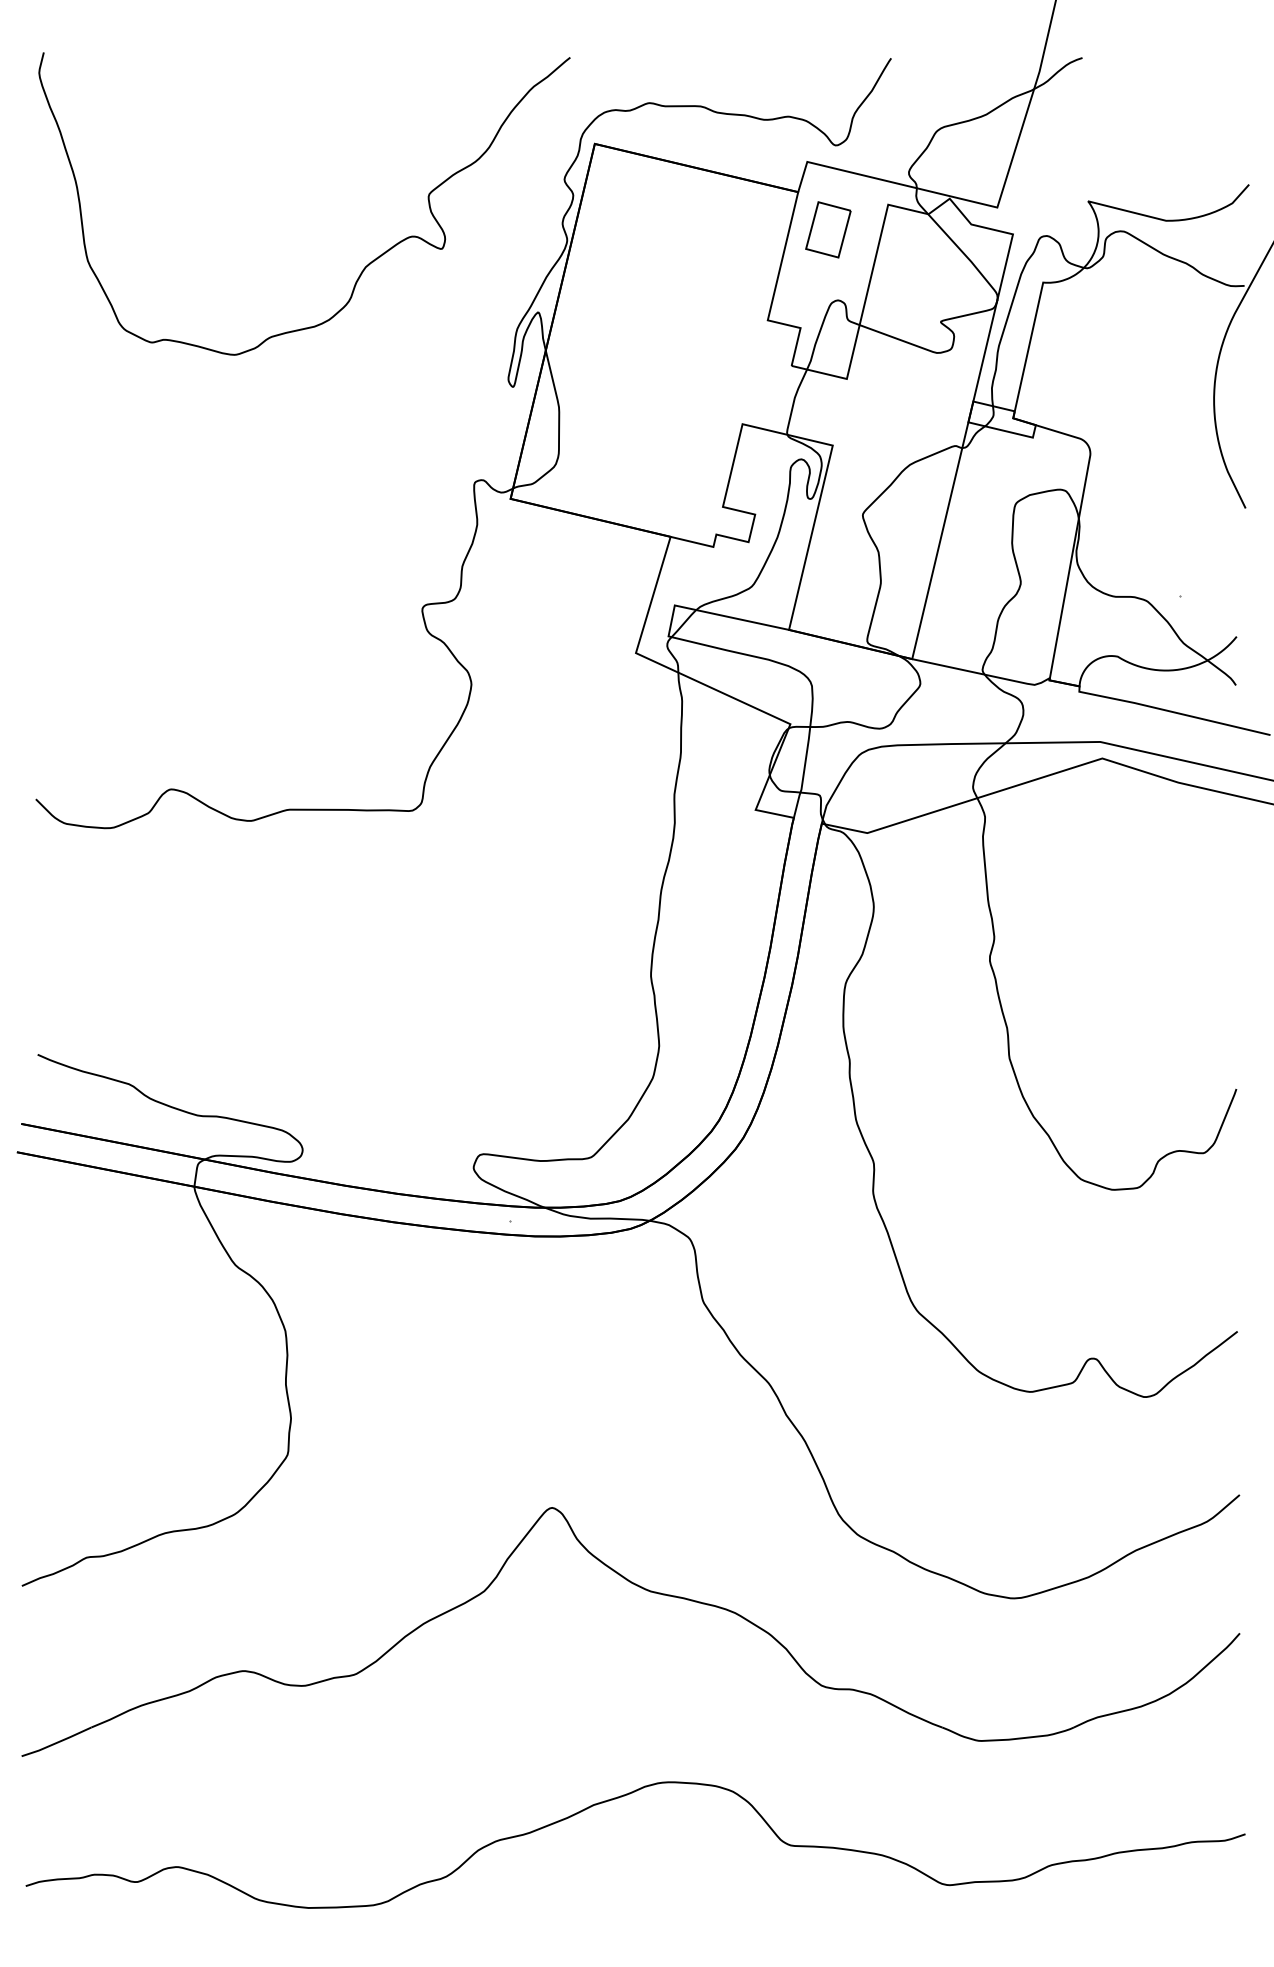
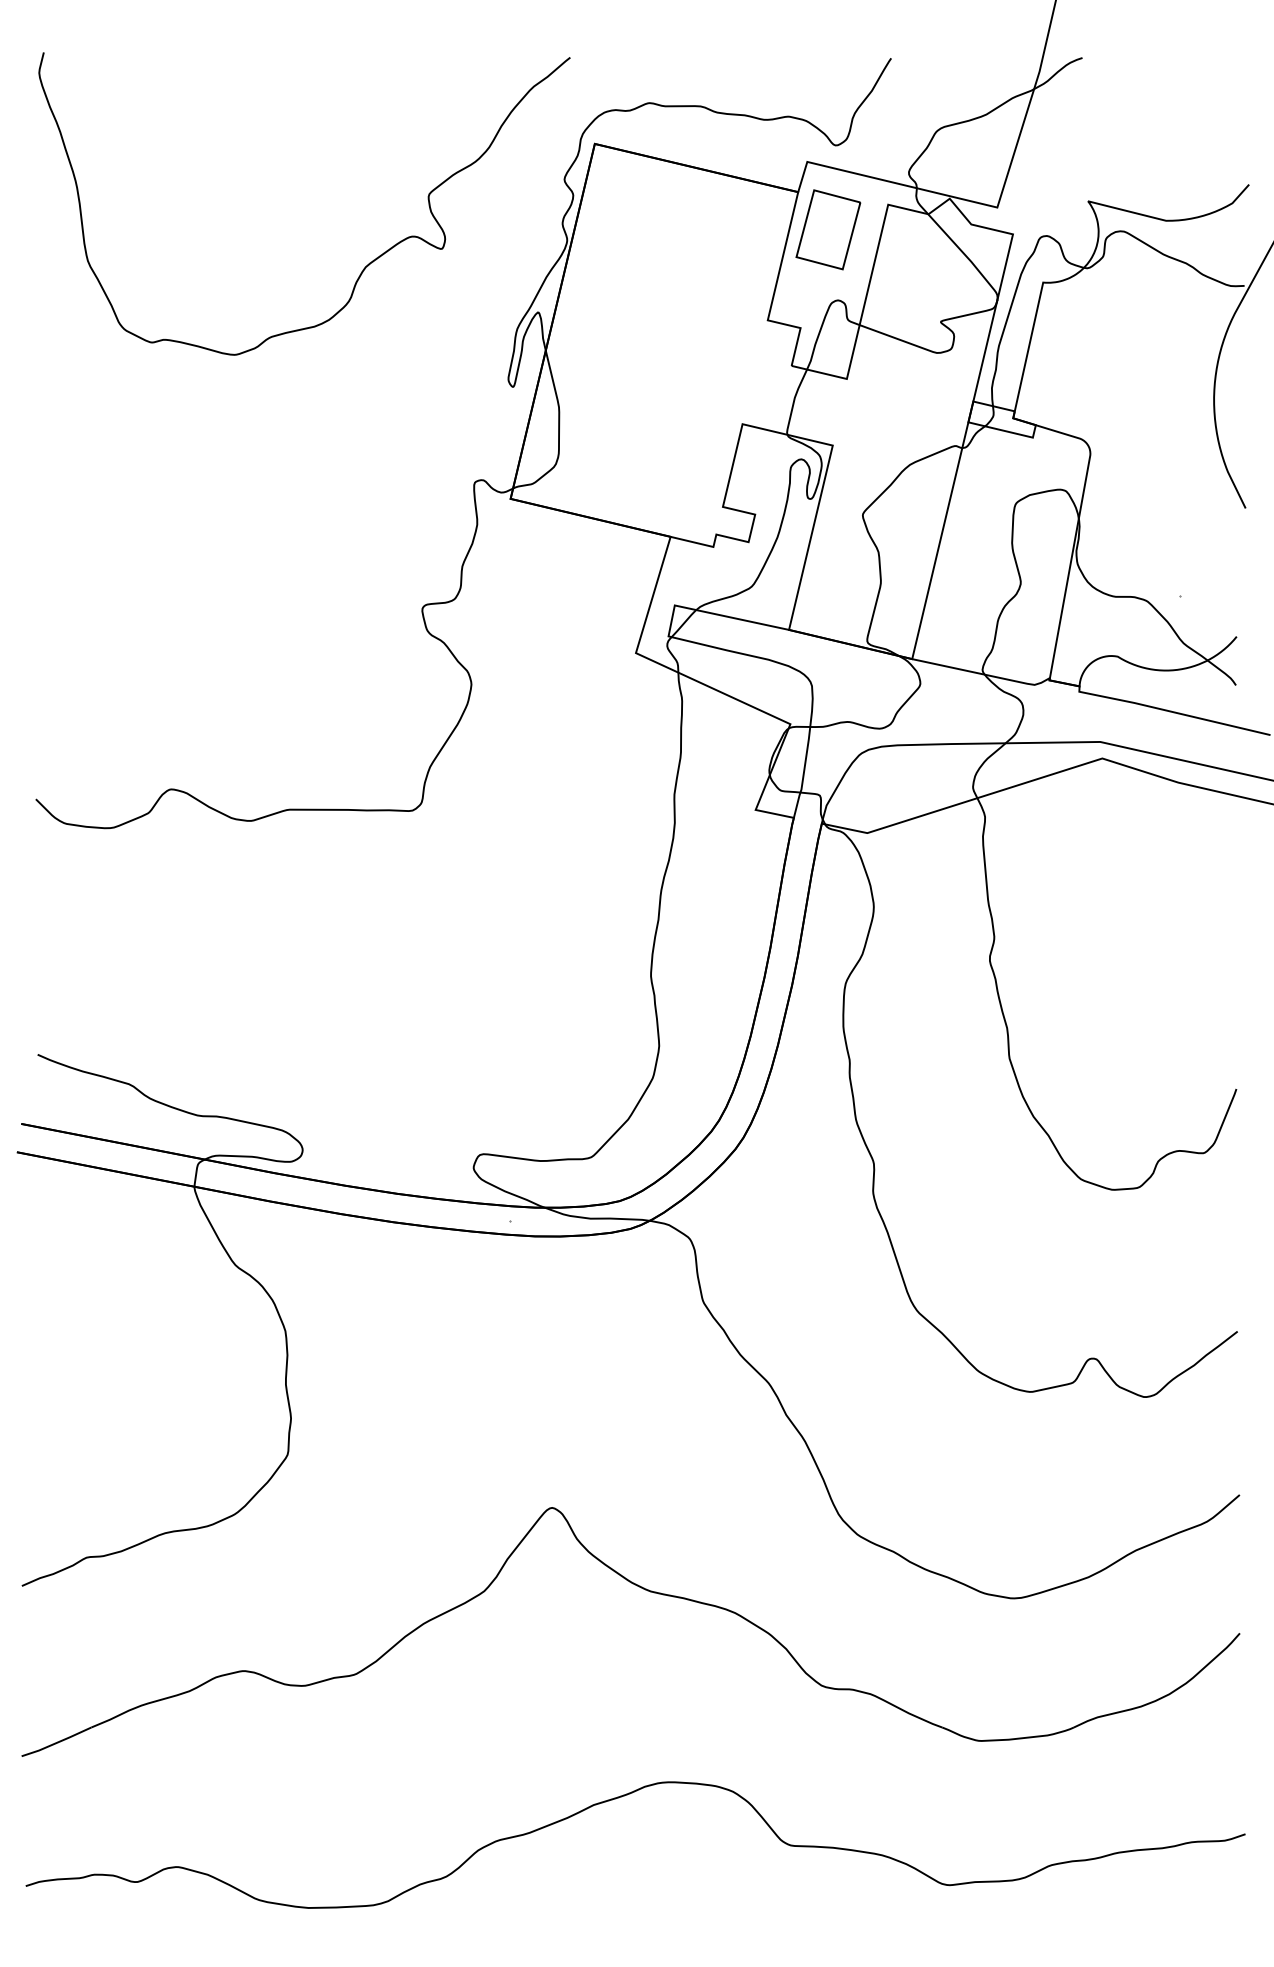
part size: 47x58 px -> 67x82 px (828, 229)
